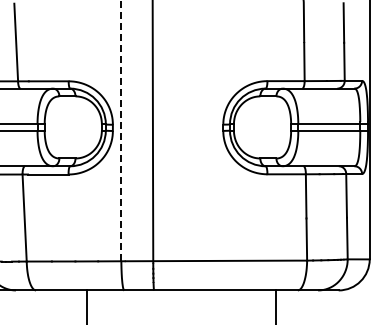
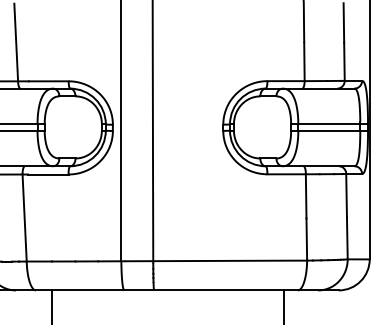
line: dashed -> solid (121, 130)
line position: (86, 305) -> (51, 305) (51, 305)
line position: (276, 305) -> (284, 305) (284, 305)
